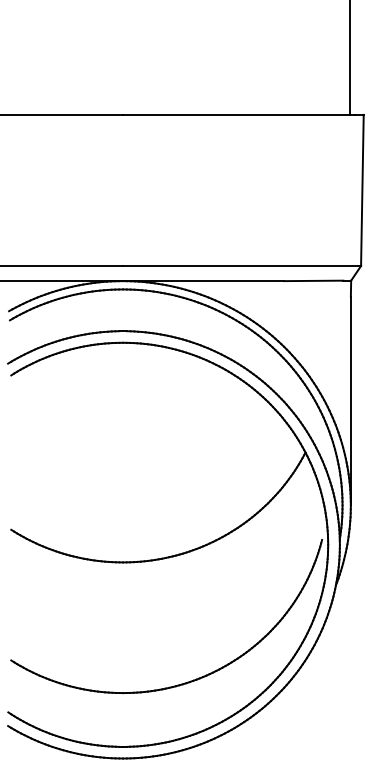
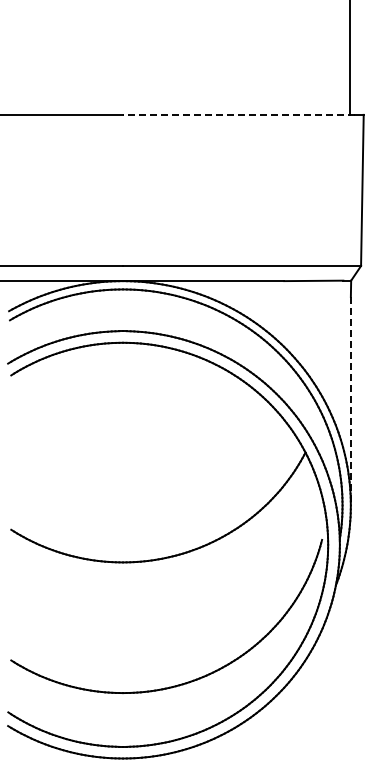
line: solid -> dashed (238, 114)
line: solid -> dashed (350, 401)
